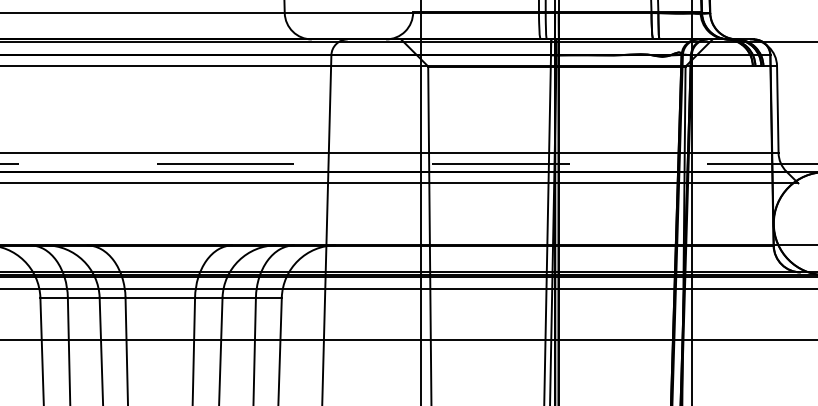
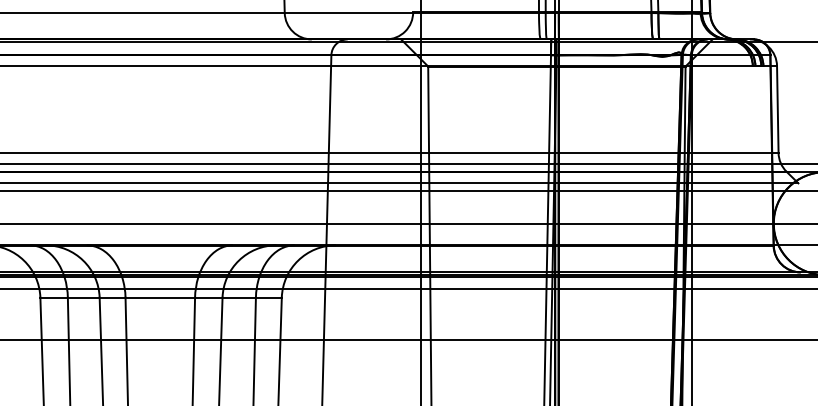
line: dashed -> solid (409, 163)
line: none -> present (408, 191)
line: none -> present (408, 223)
